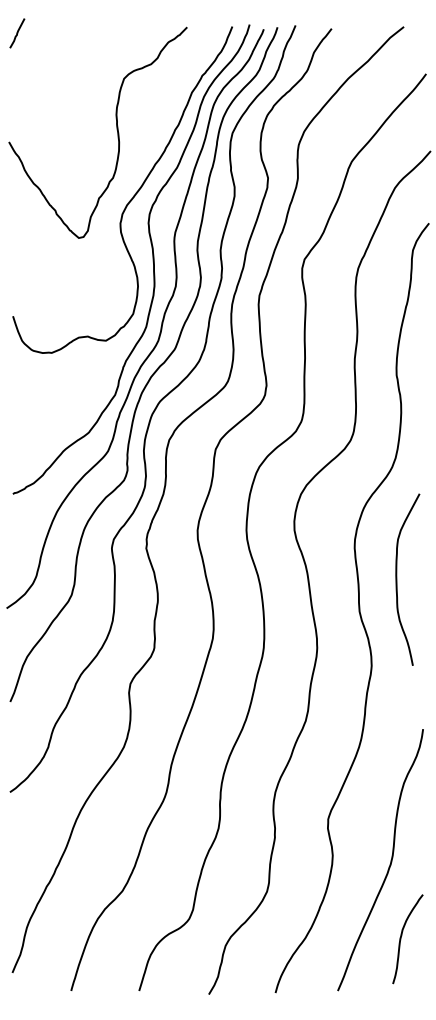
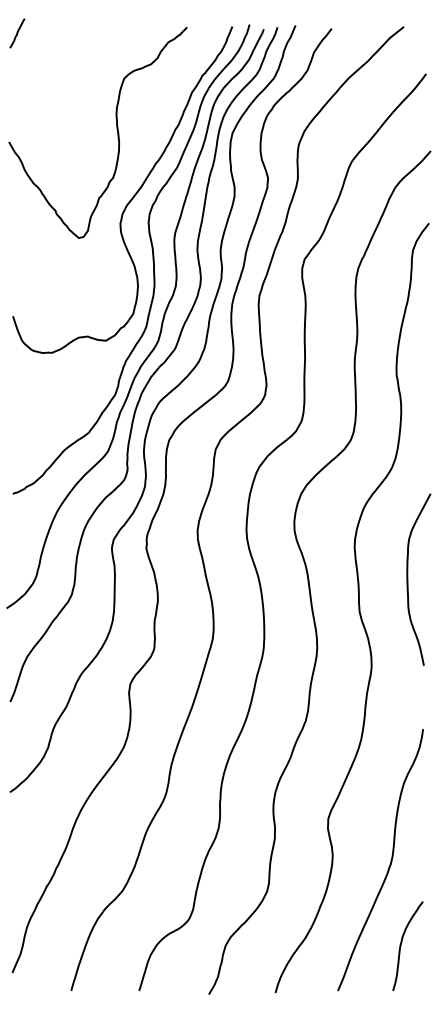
curve position: (397, 579) -> (408, 579) (408, 579)
curve position: (401, 939) -> (401, 946) (401, 946)
